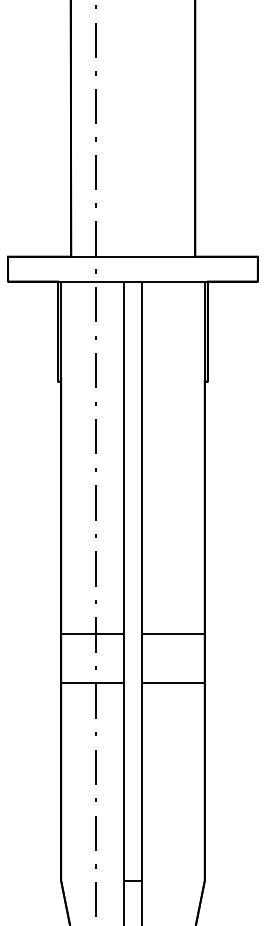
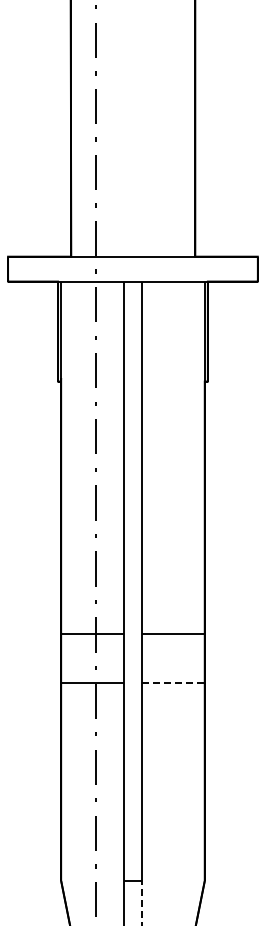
line: solid -> dashed (174, 682)
line: solid -> dashed (142, 902)
